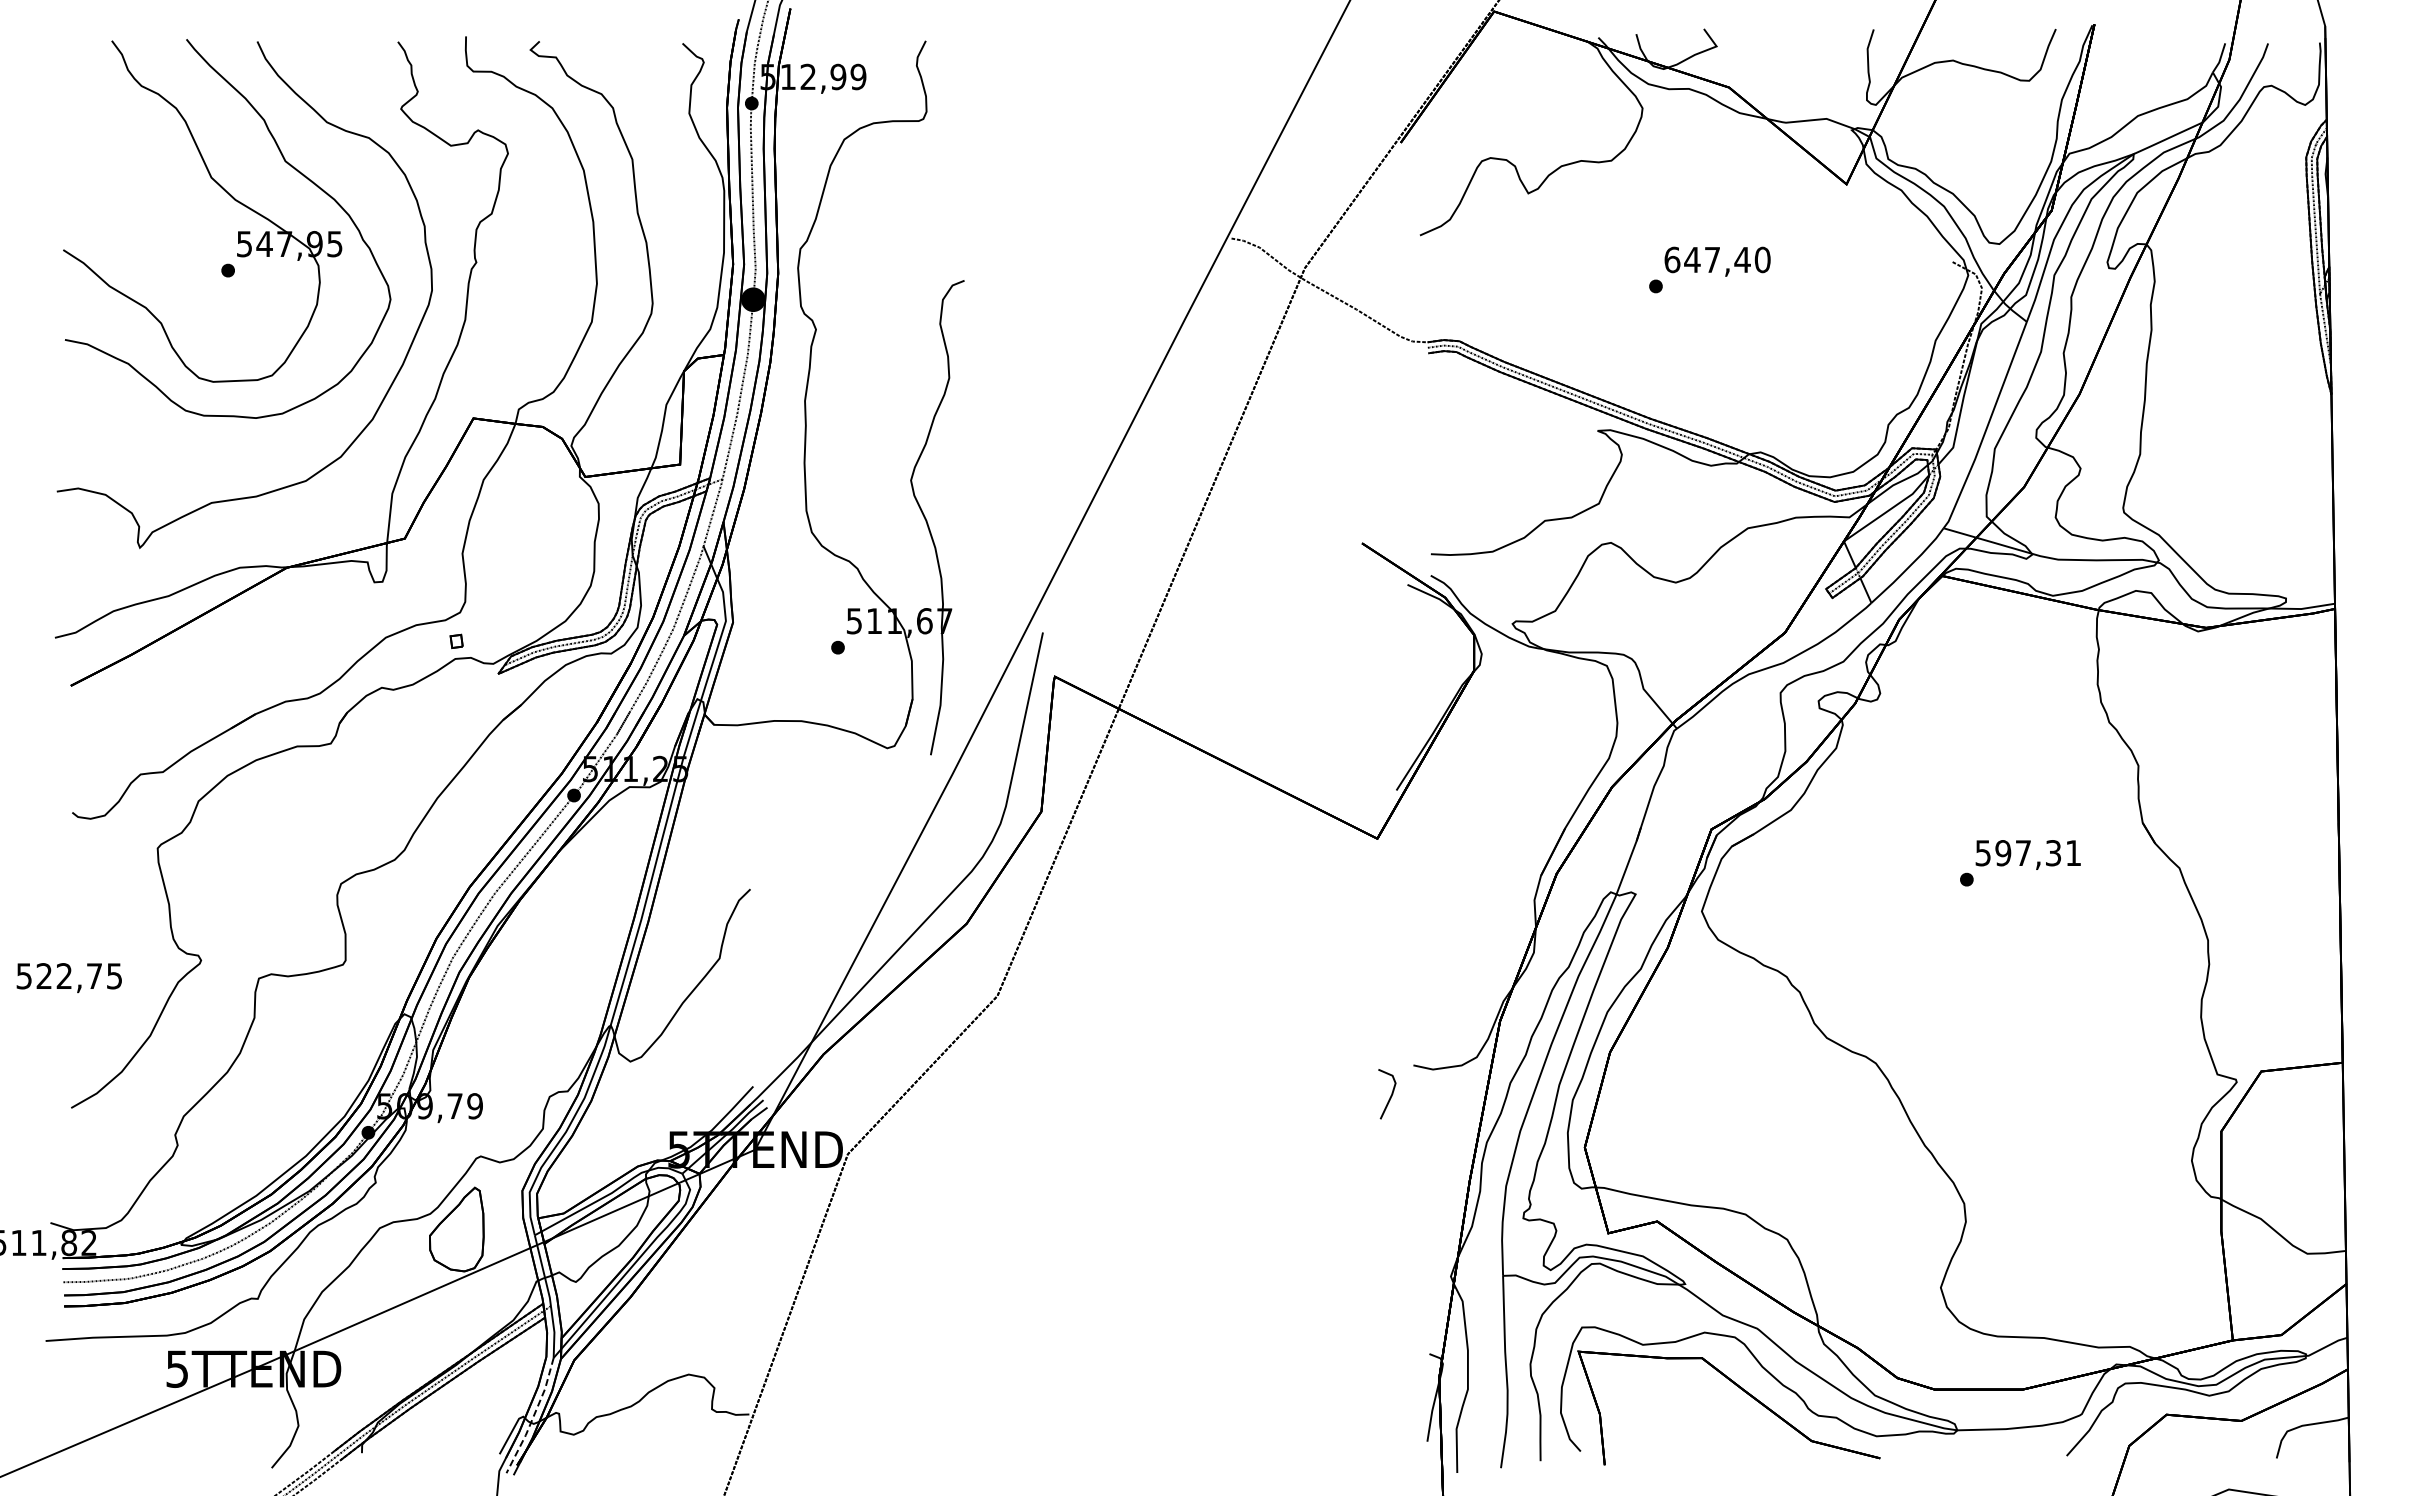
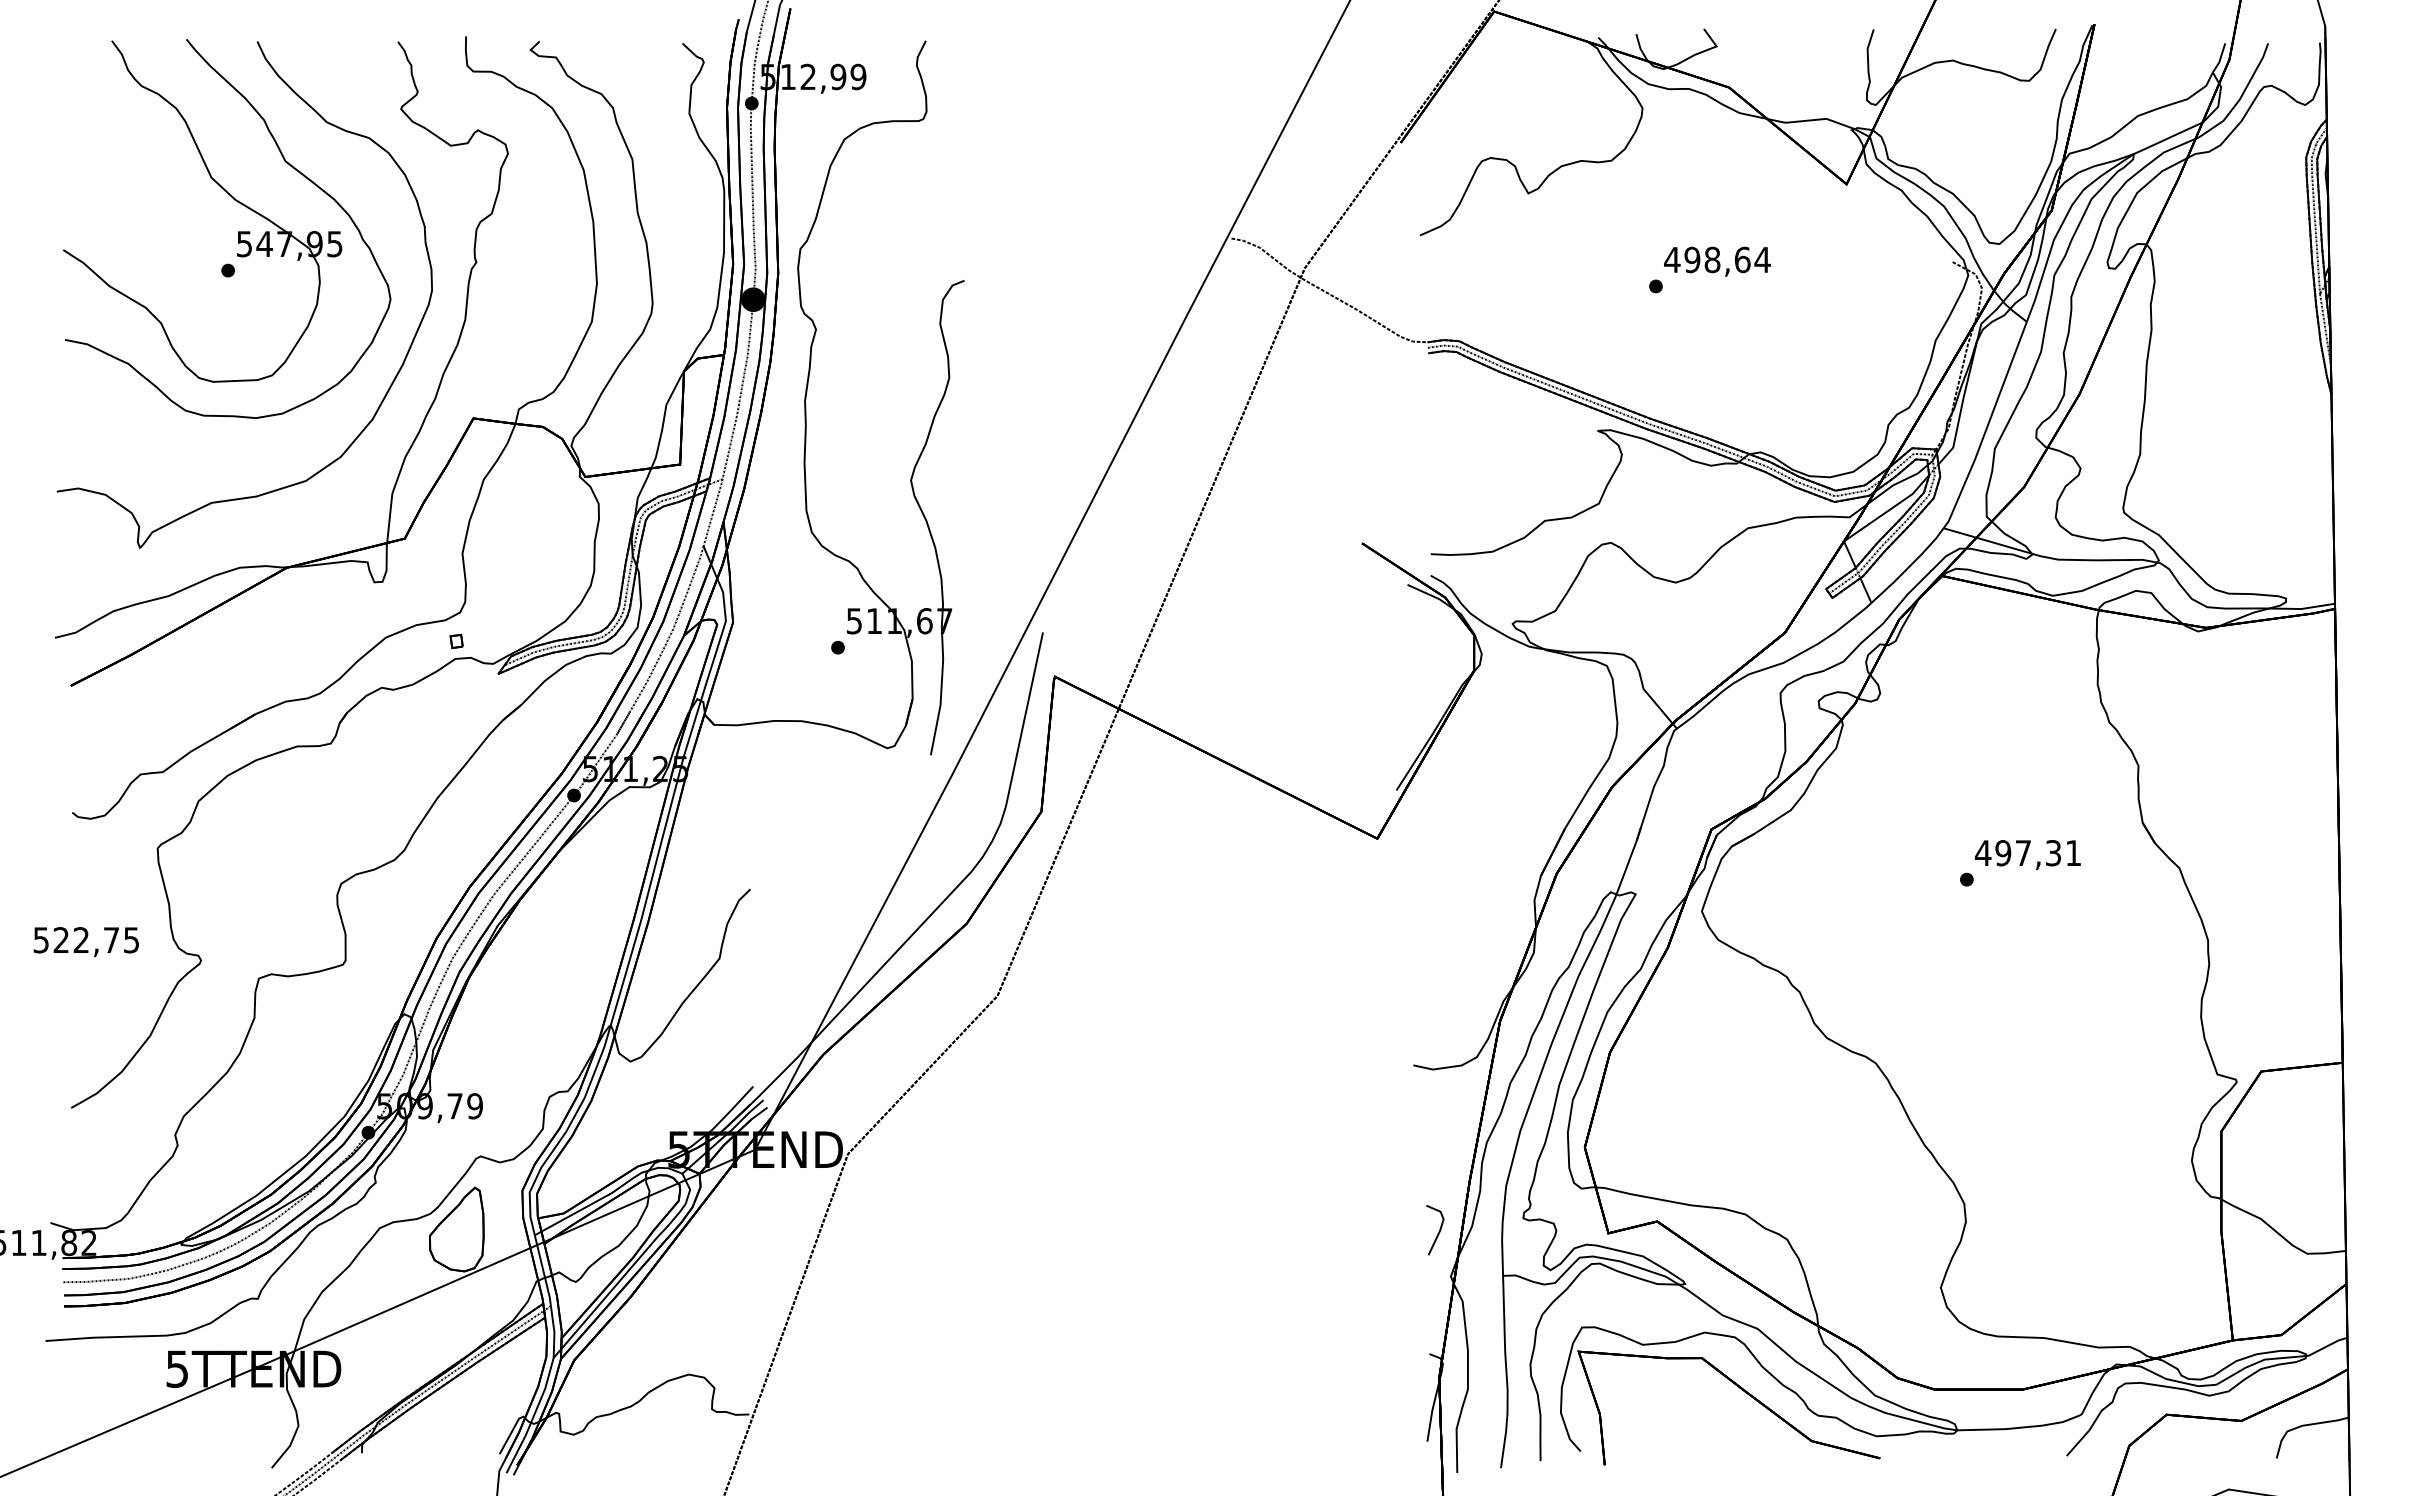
text: 647,40 -> 498,64 (1717, 259)
text: 597,31 -> 497,31 (1982, 853)
text position: (68, 977) -> (85, 941) (85, 941)
line position: (1390, 1095) -> (1438, 1231) (1438, 1231)
line: dashed -> solid (533, 1417)
